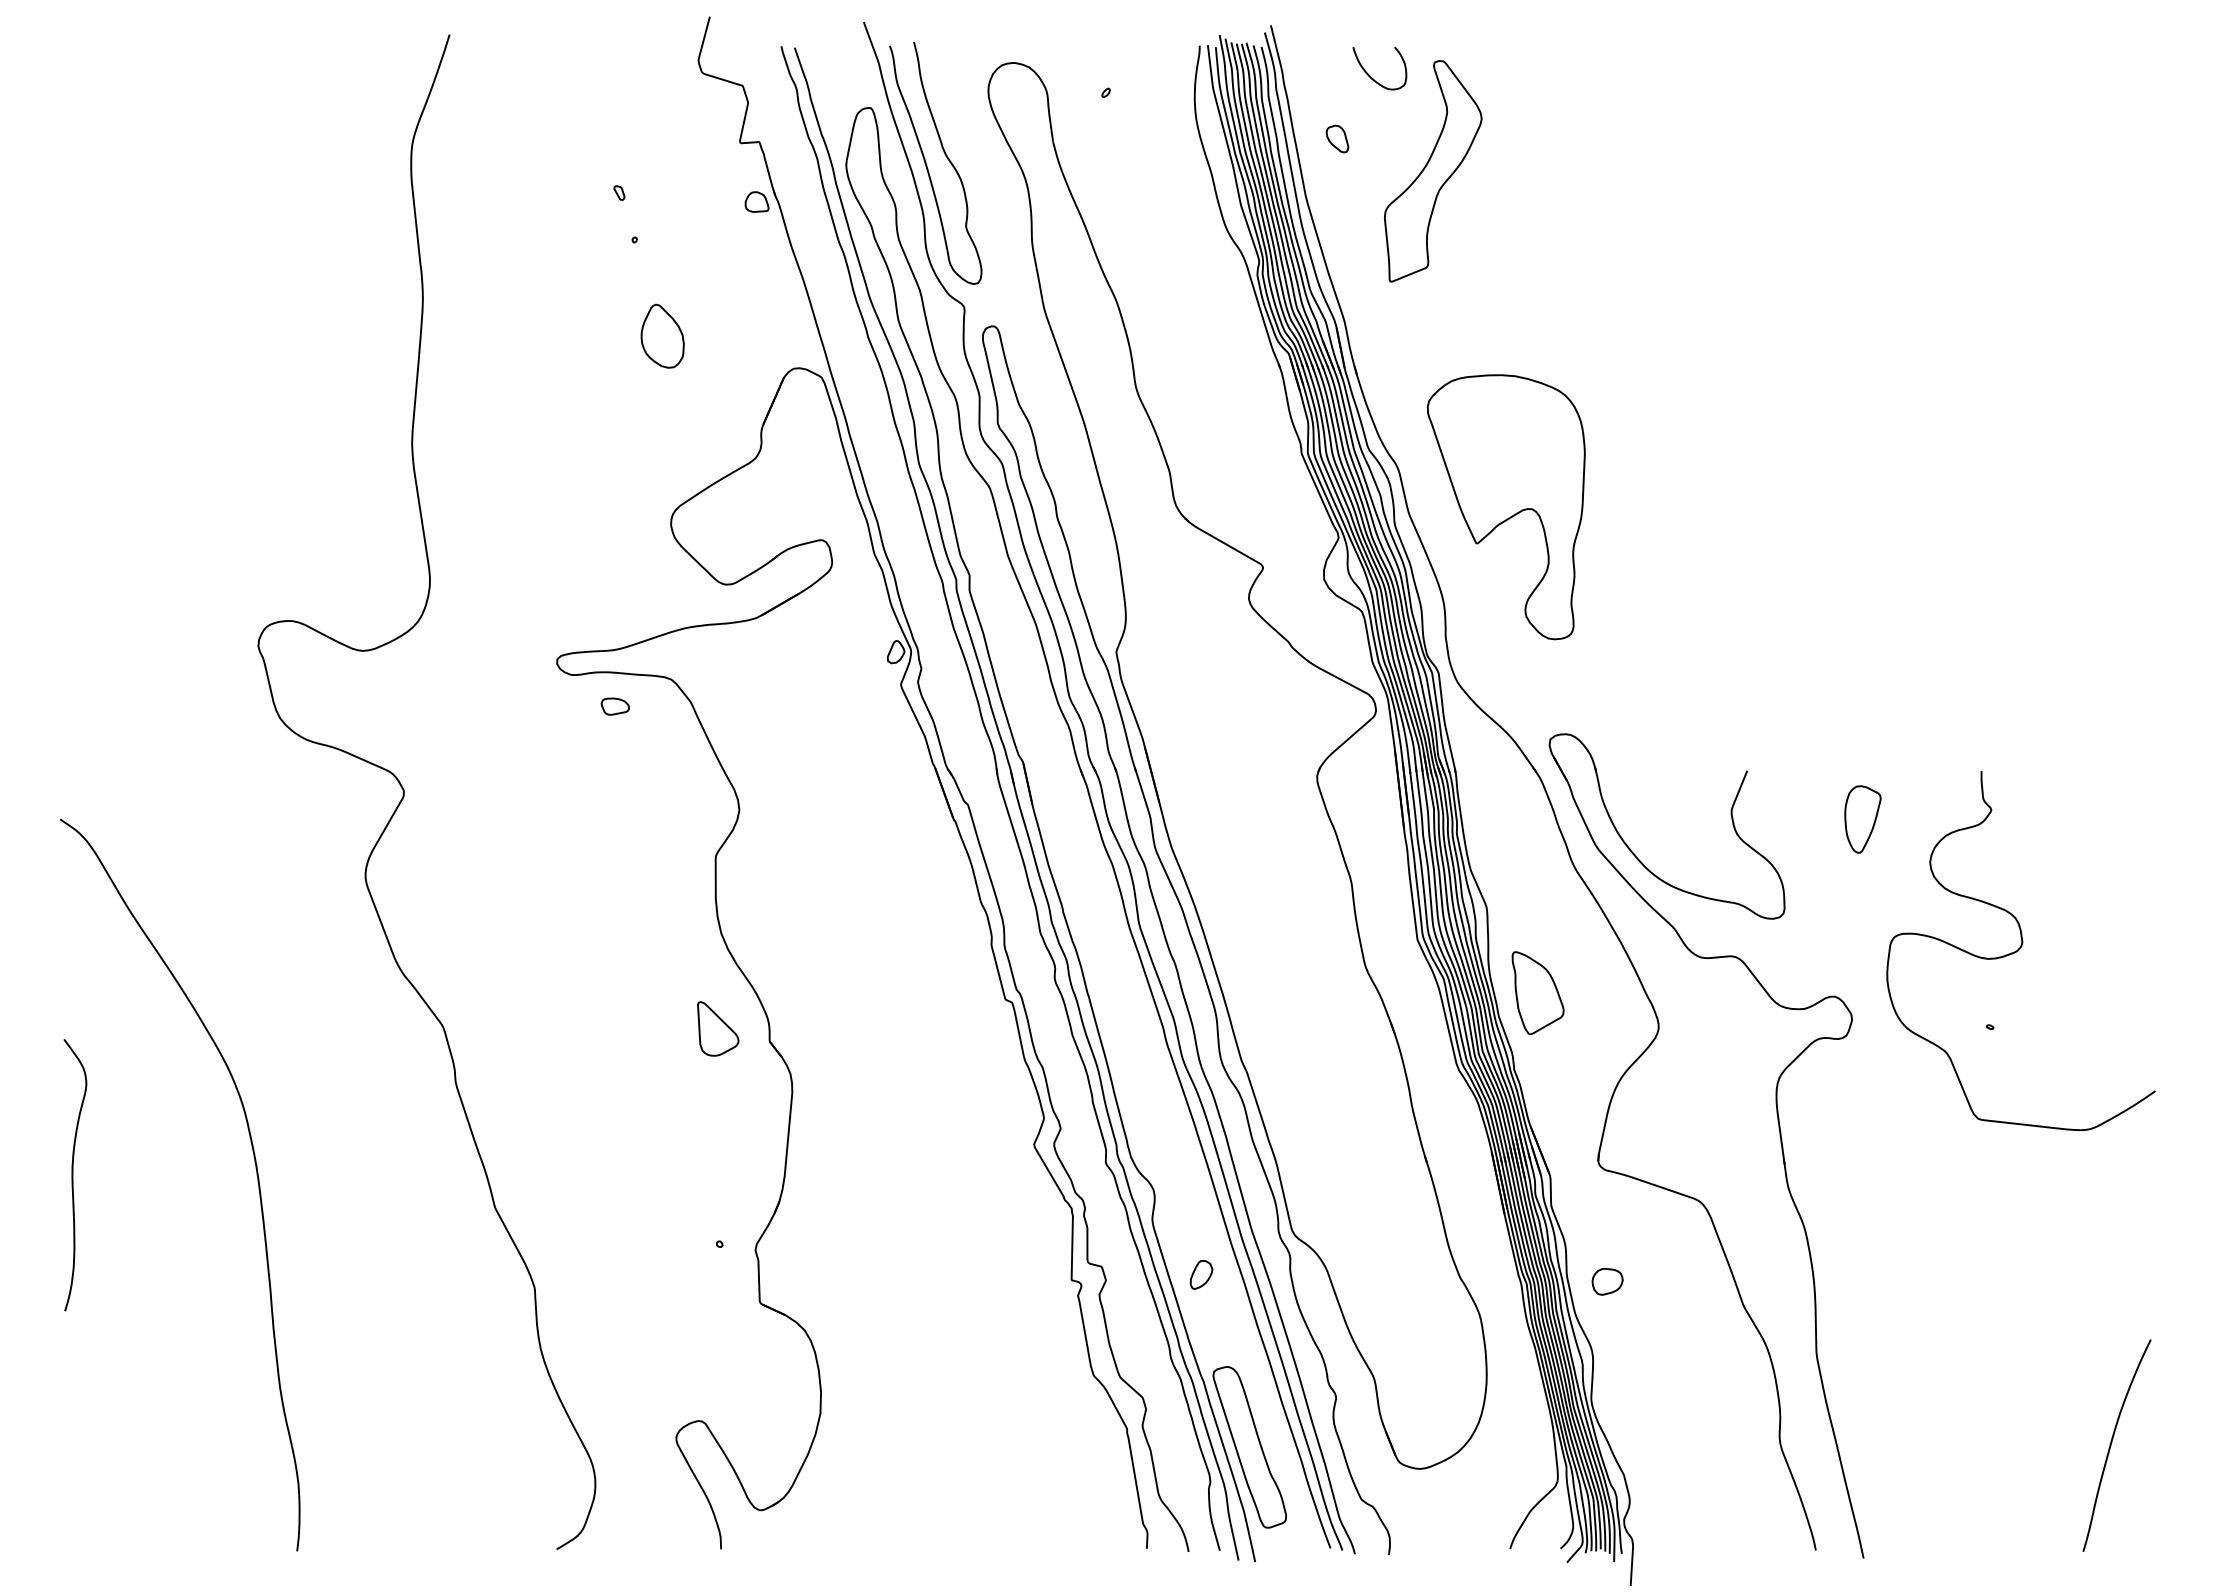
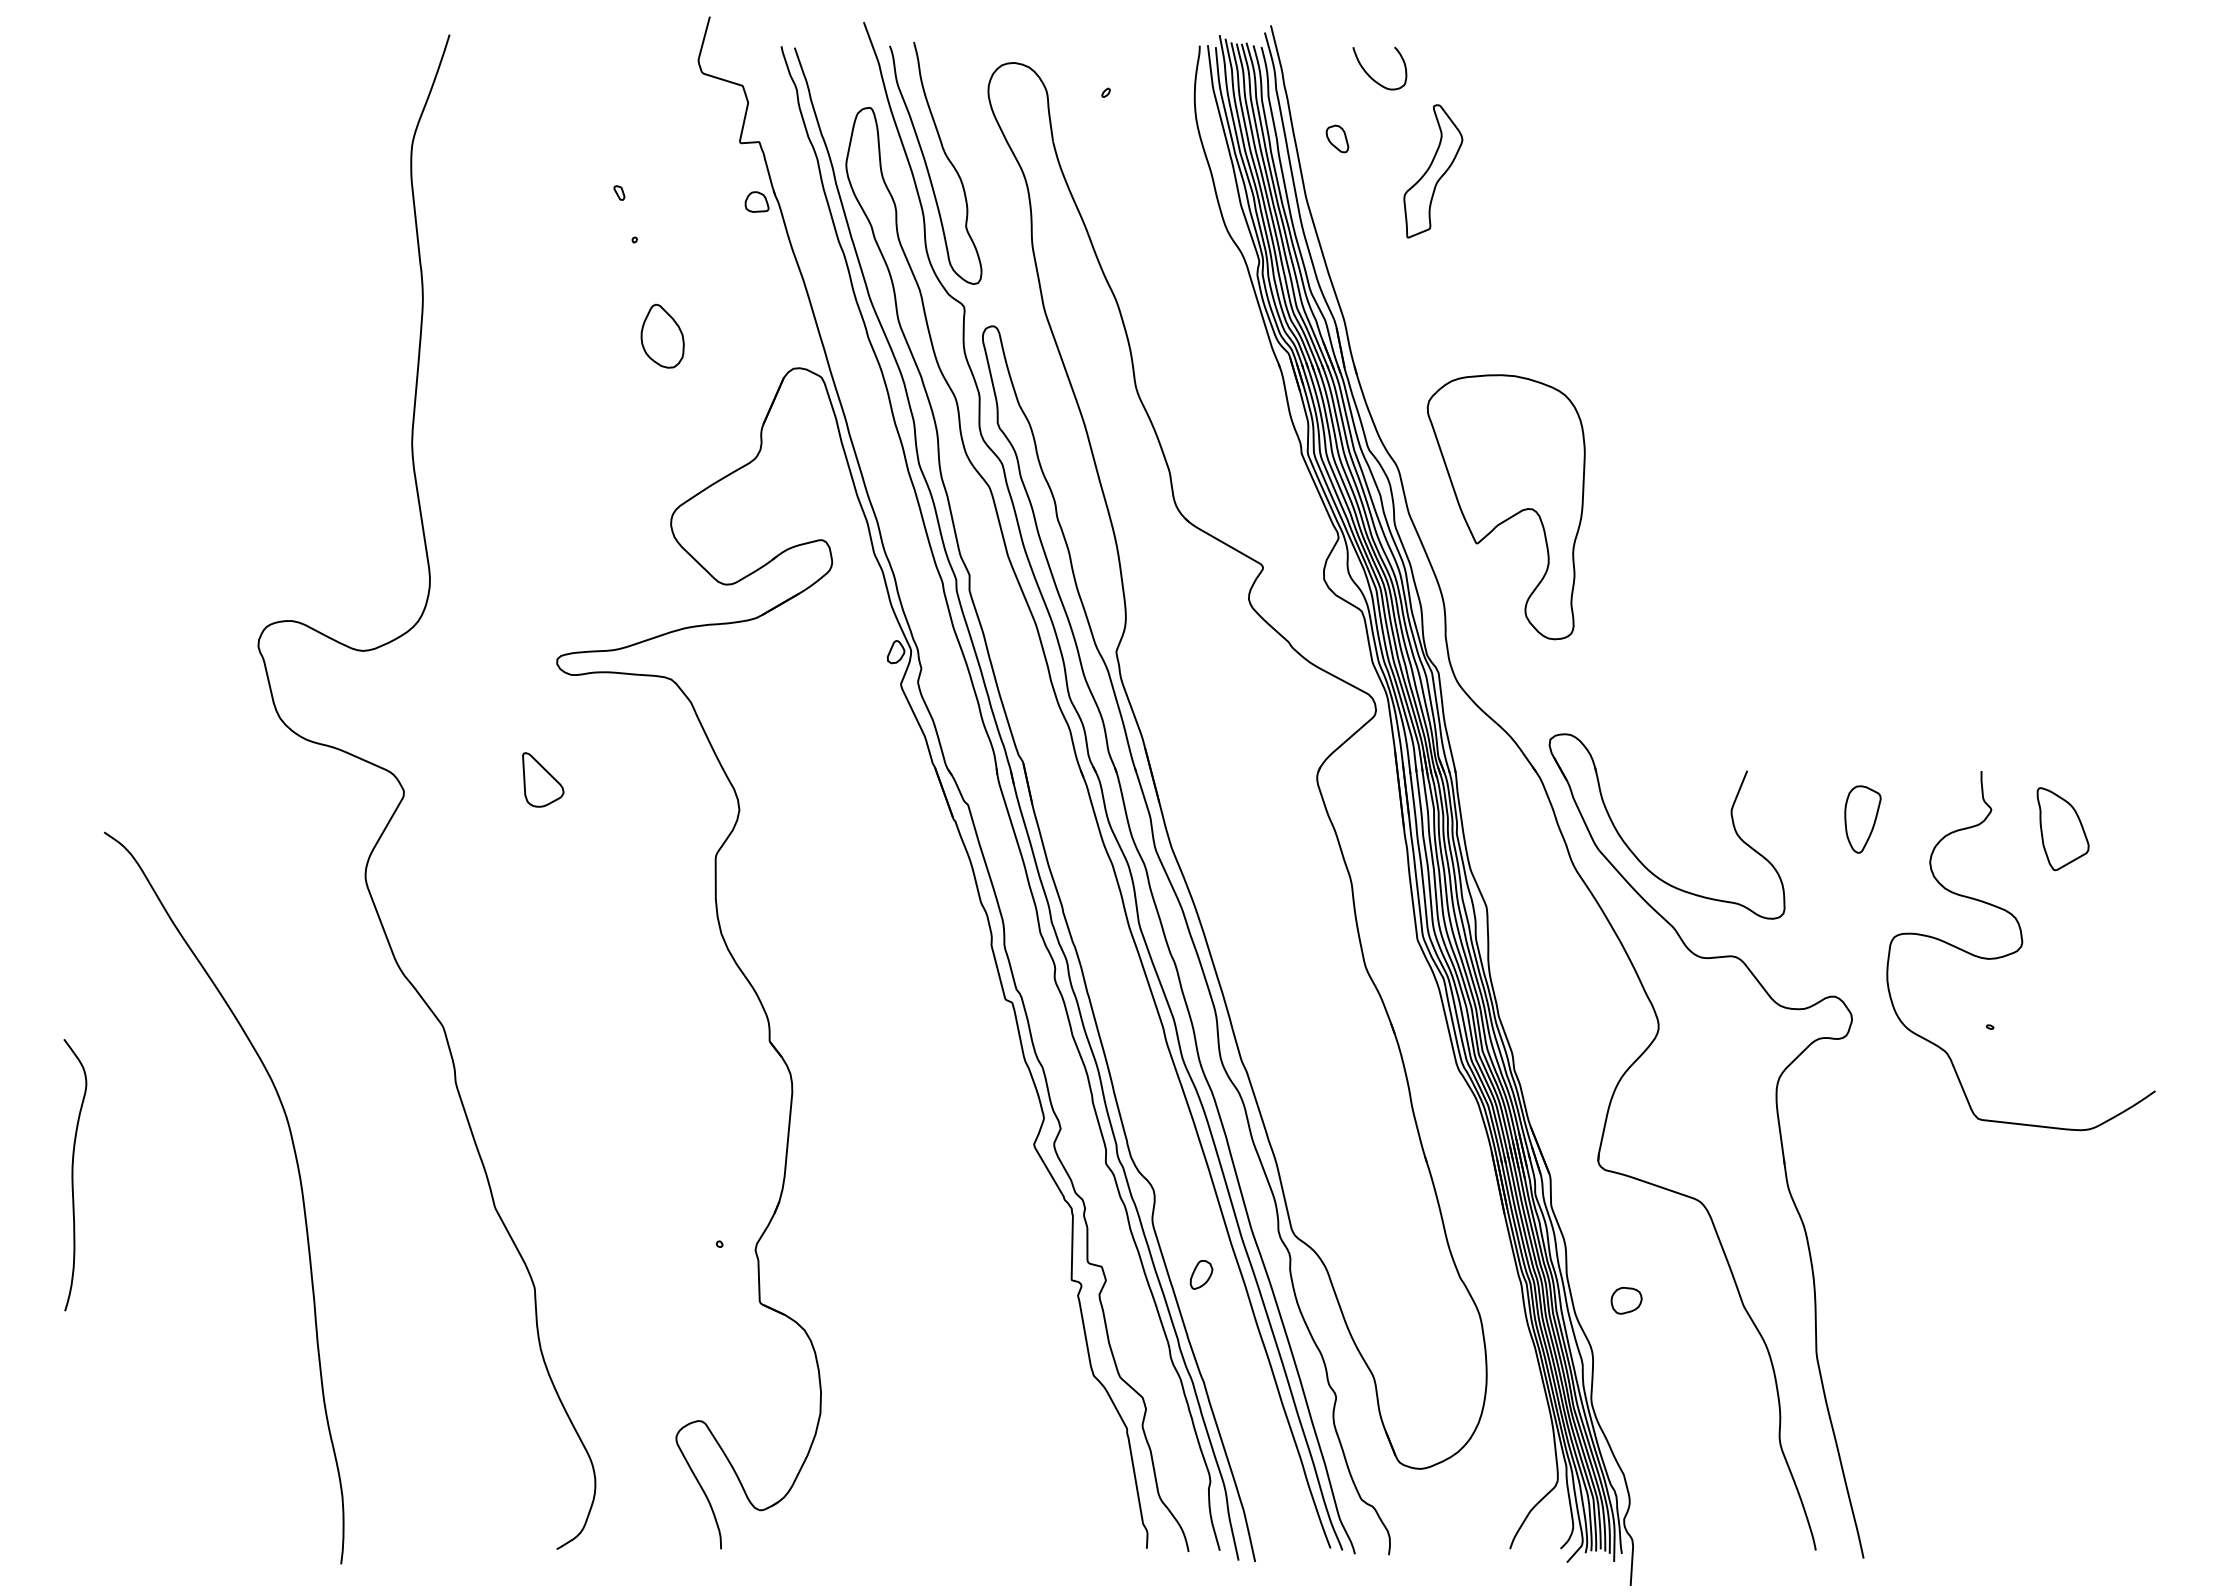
part size: 99x223 px -> 61x135 px (1433, 171)
part: present -> none (614, 706)
part position: (1537, 993) -> (2062, 829) (2062, 829)
part position: (718, 1028) -> (543, 779) (543, 779)
curve position: (256, 1175) -> (300, 1188) (300, 1188)
part position: (1607, 1281) -> (1626, 1300) (1626, 1300)
curve: present -> none (2112, 1442)
part: present -> none (1249, 1447)
